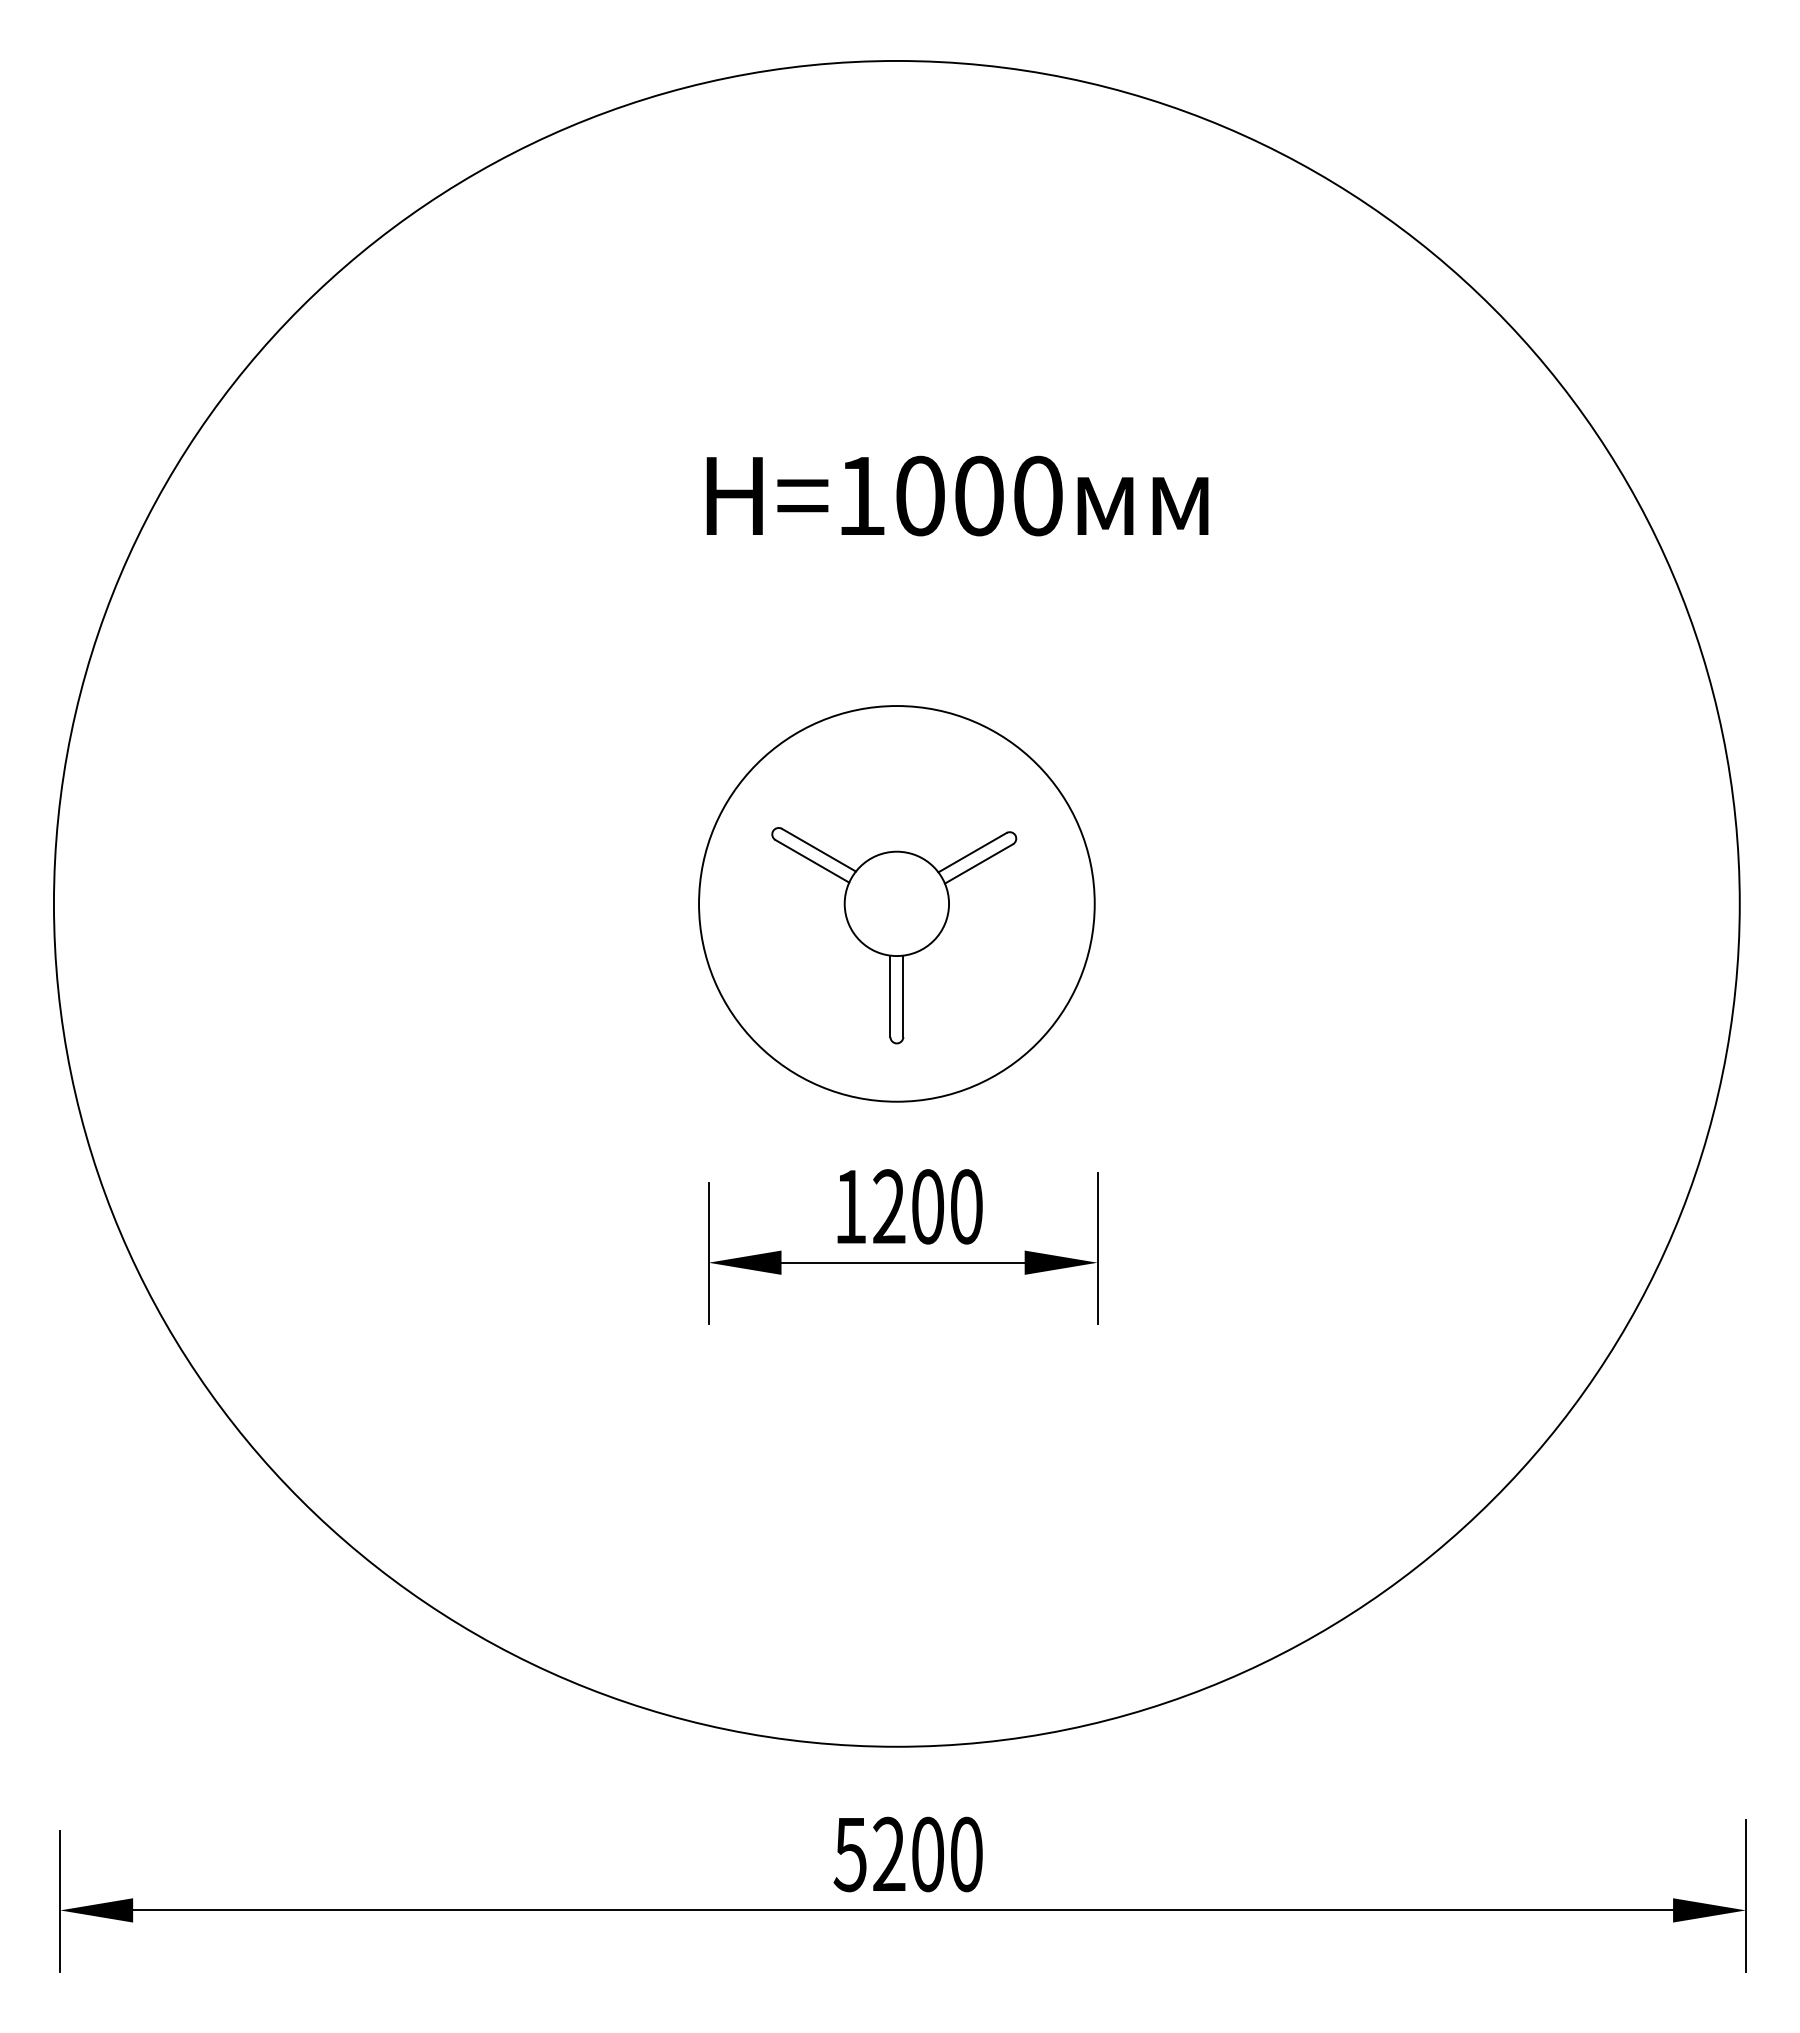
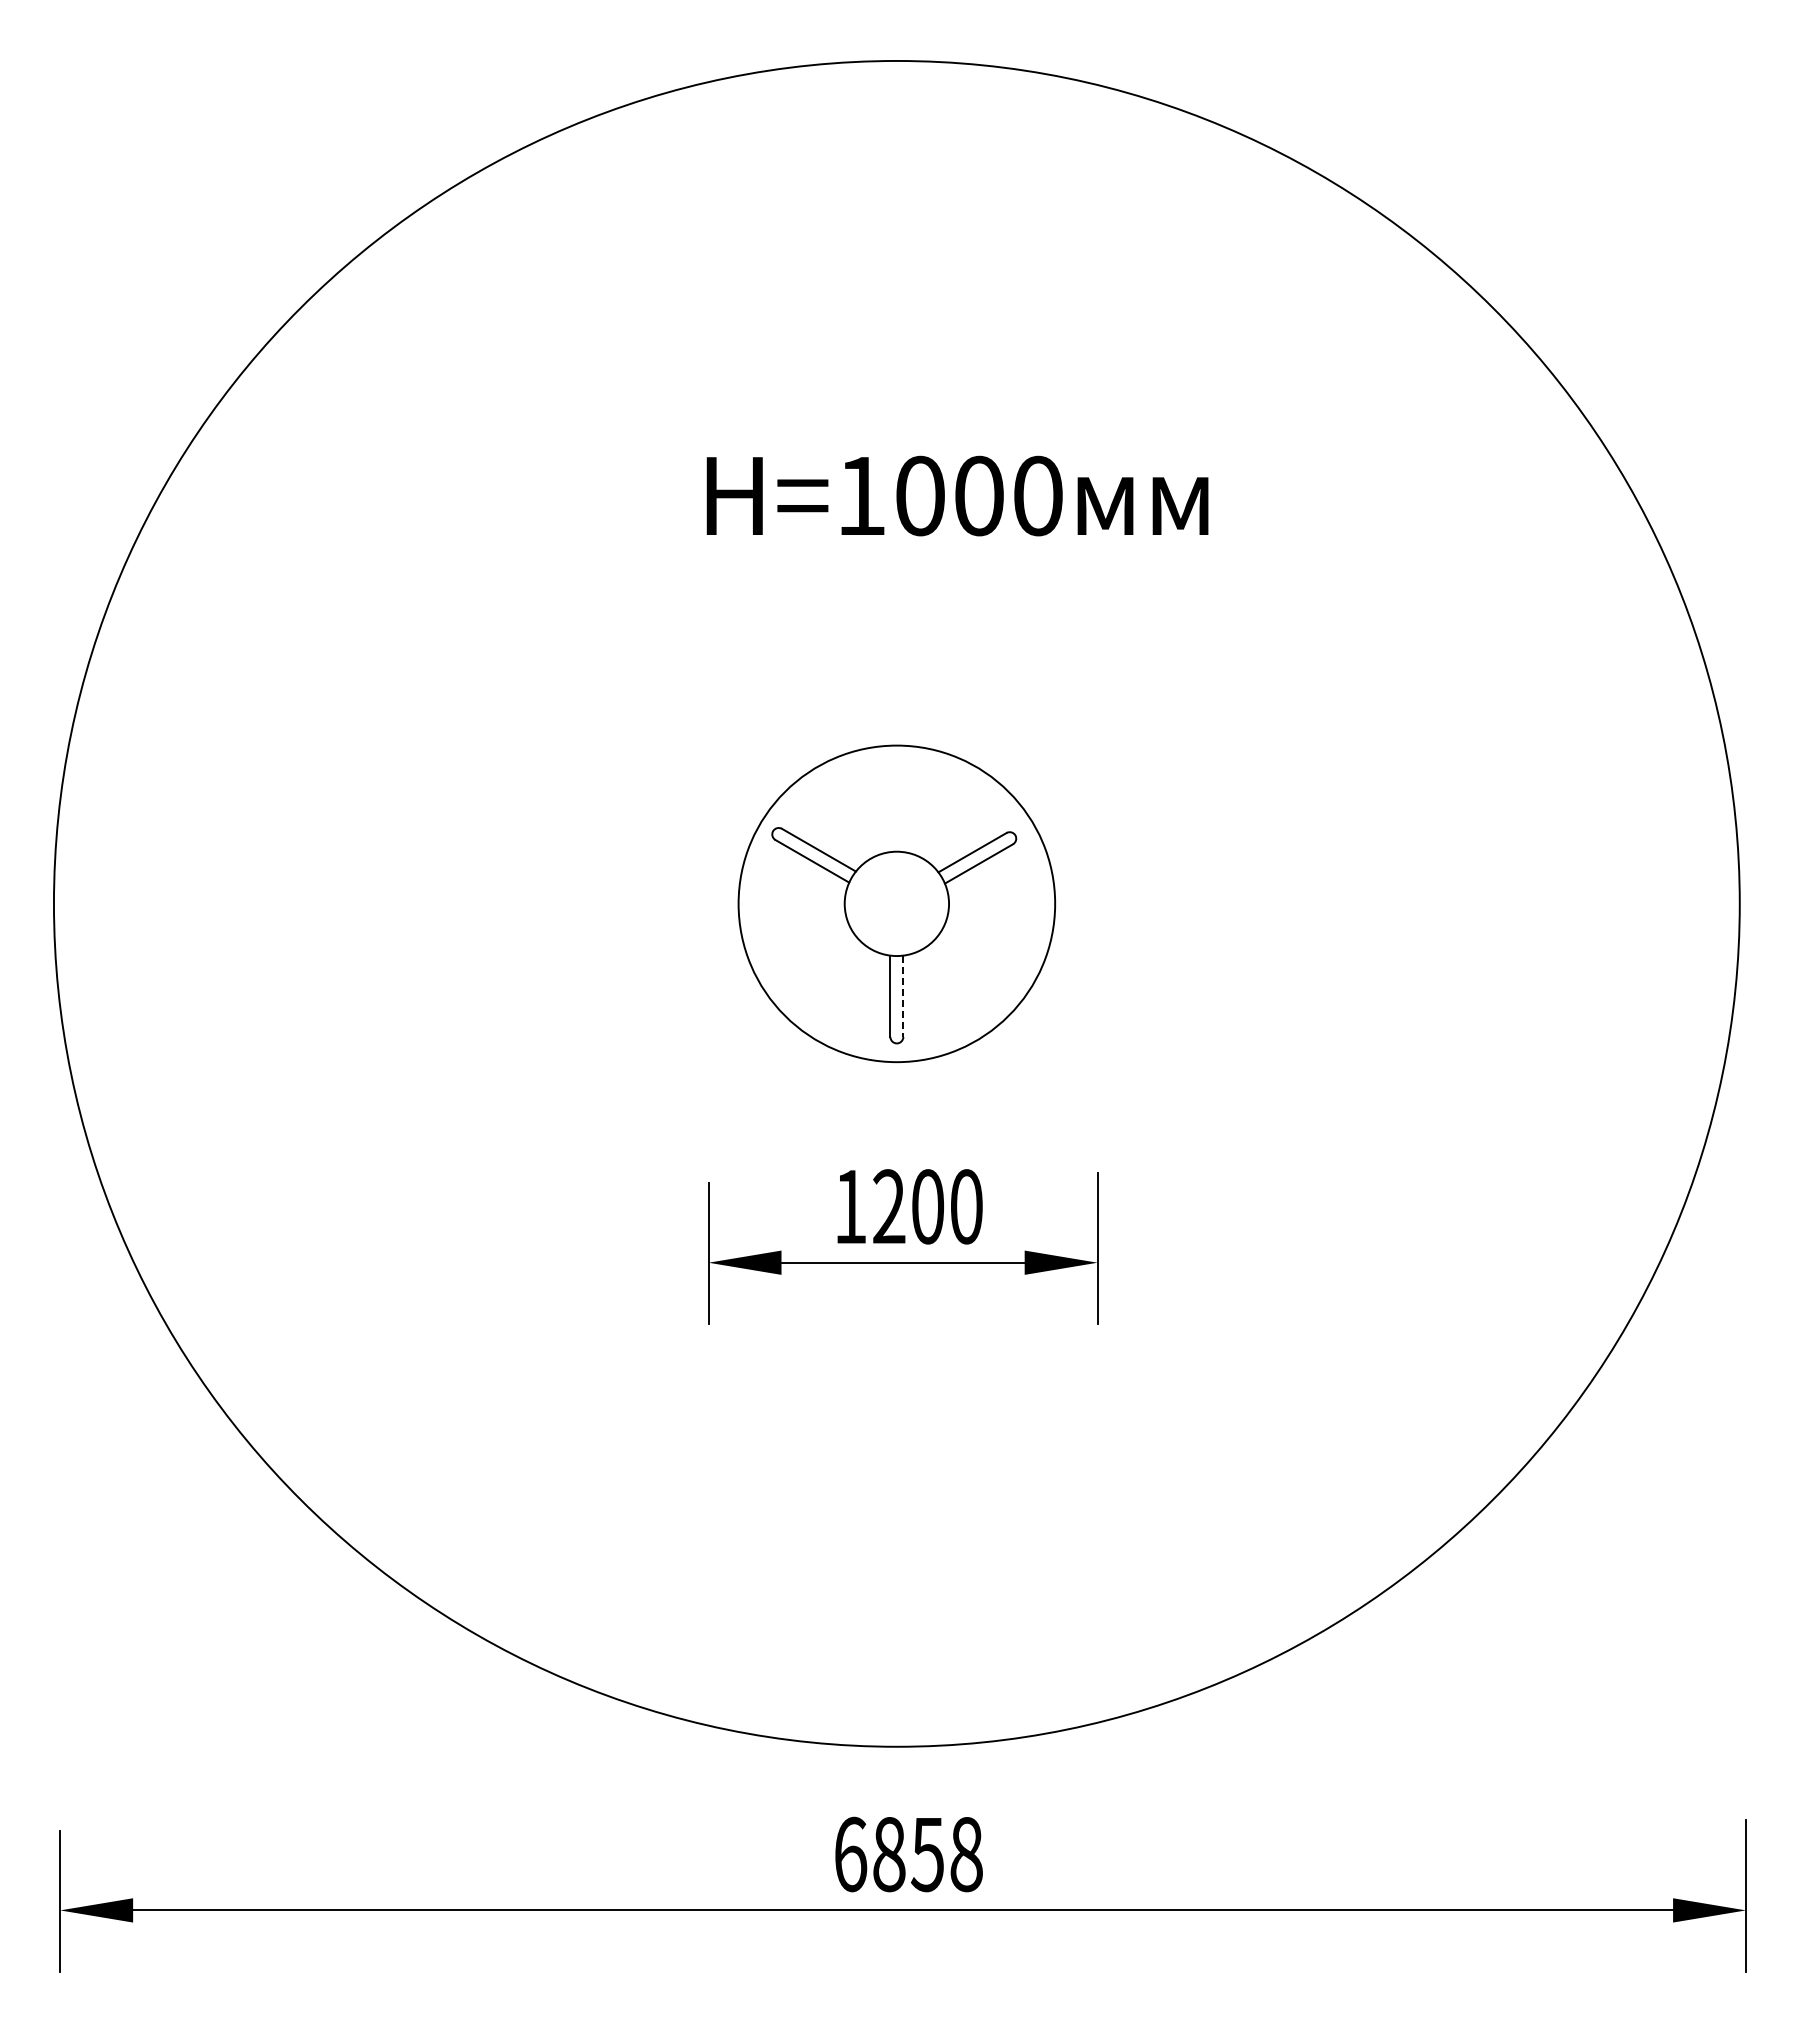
circle diameter: 396 px -> 317 px (896, 903)
line: solid -> dashed (903, 996)
text: 5200 -> 6858 (907, 1854)
